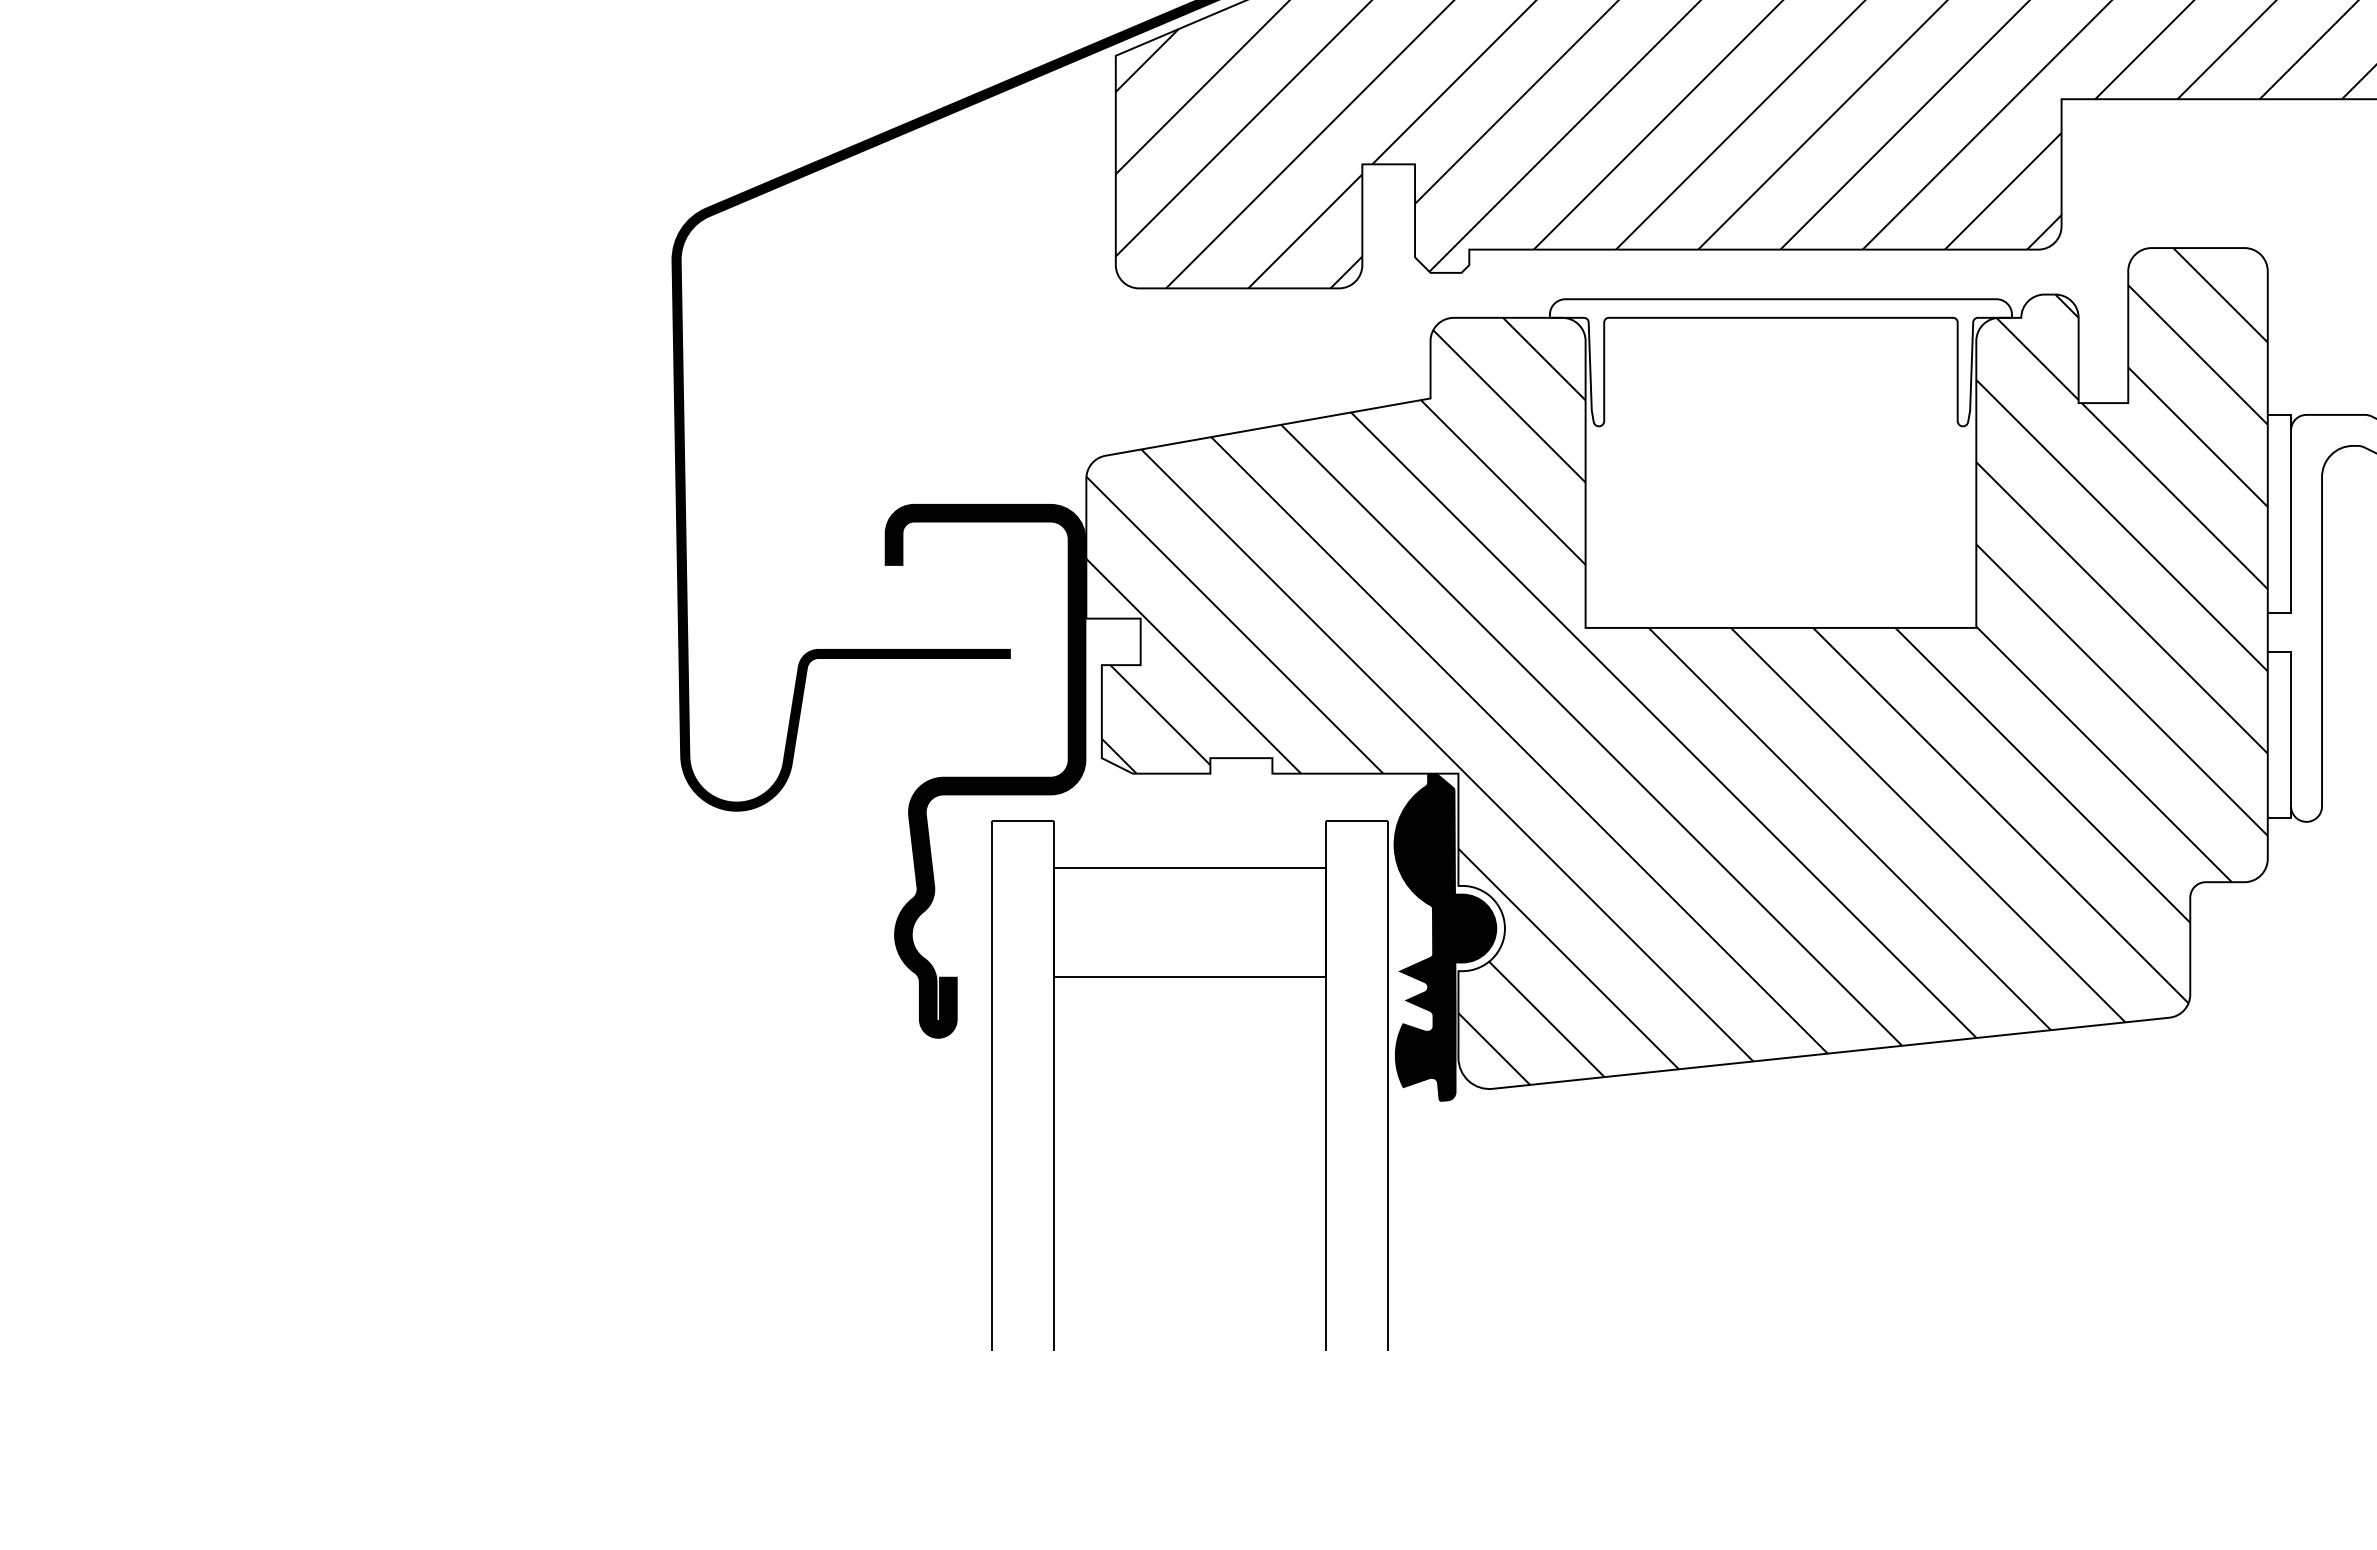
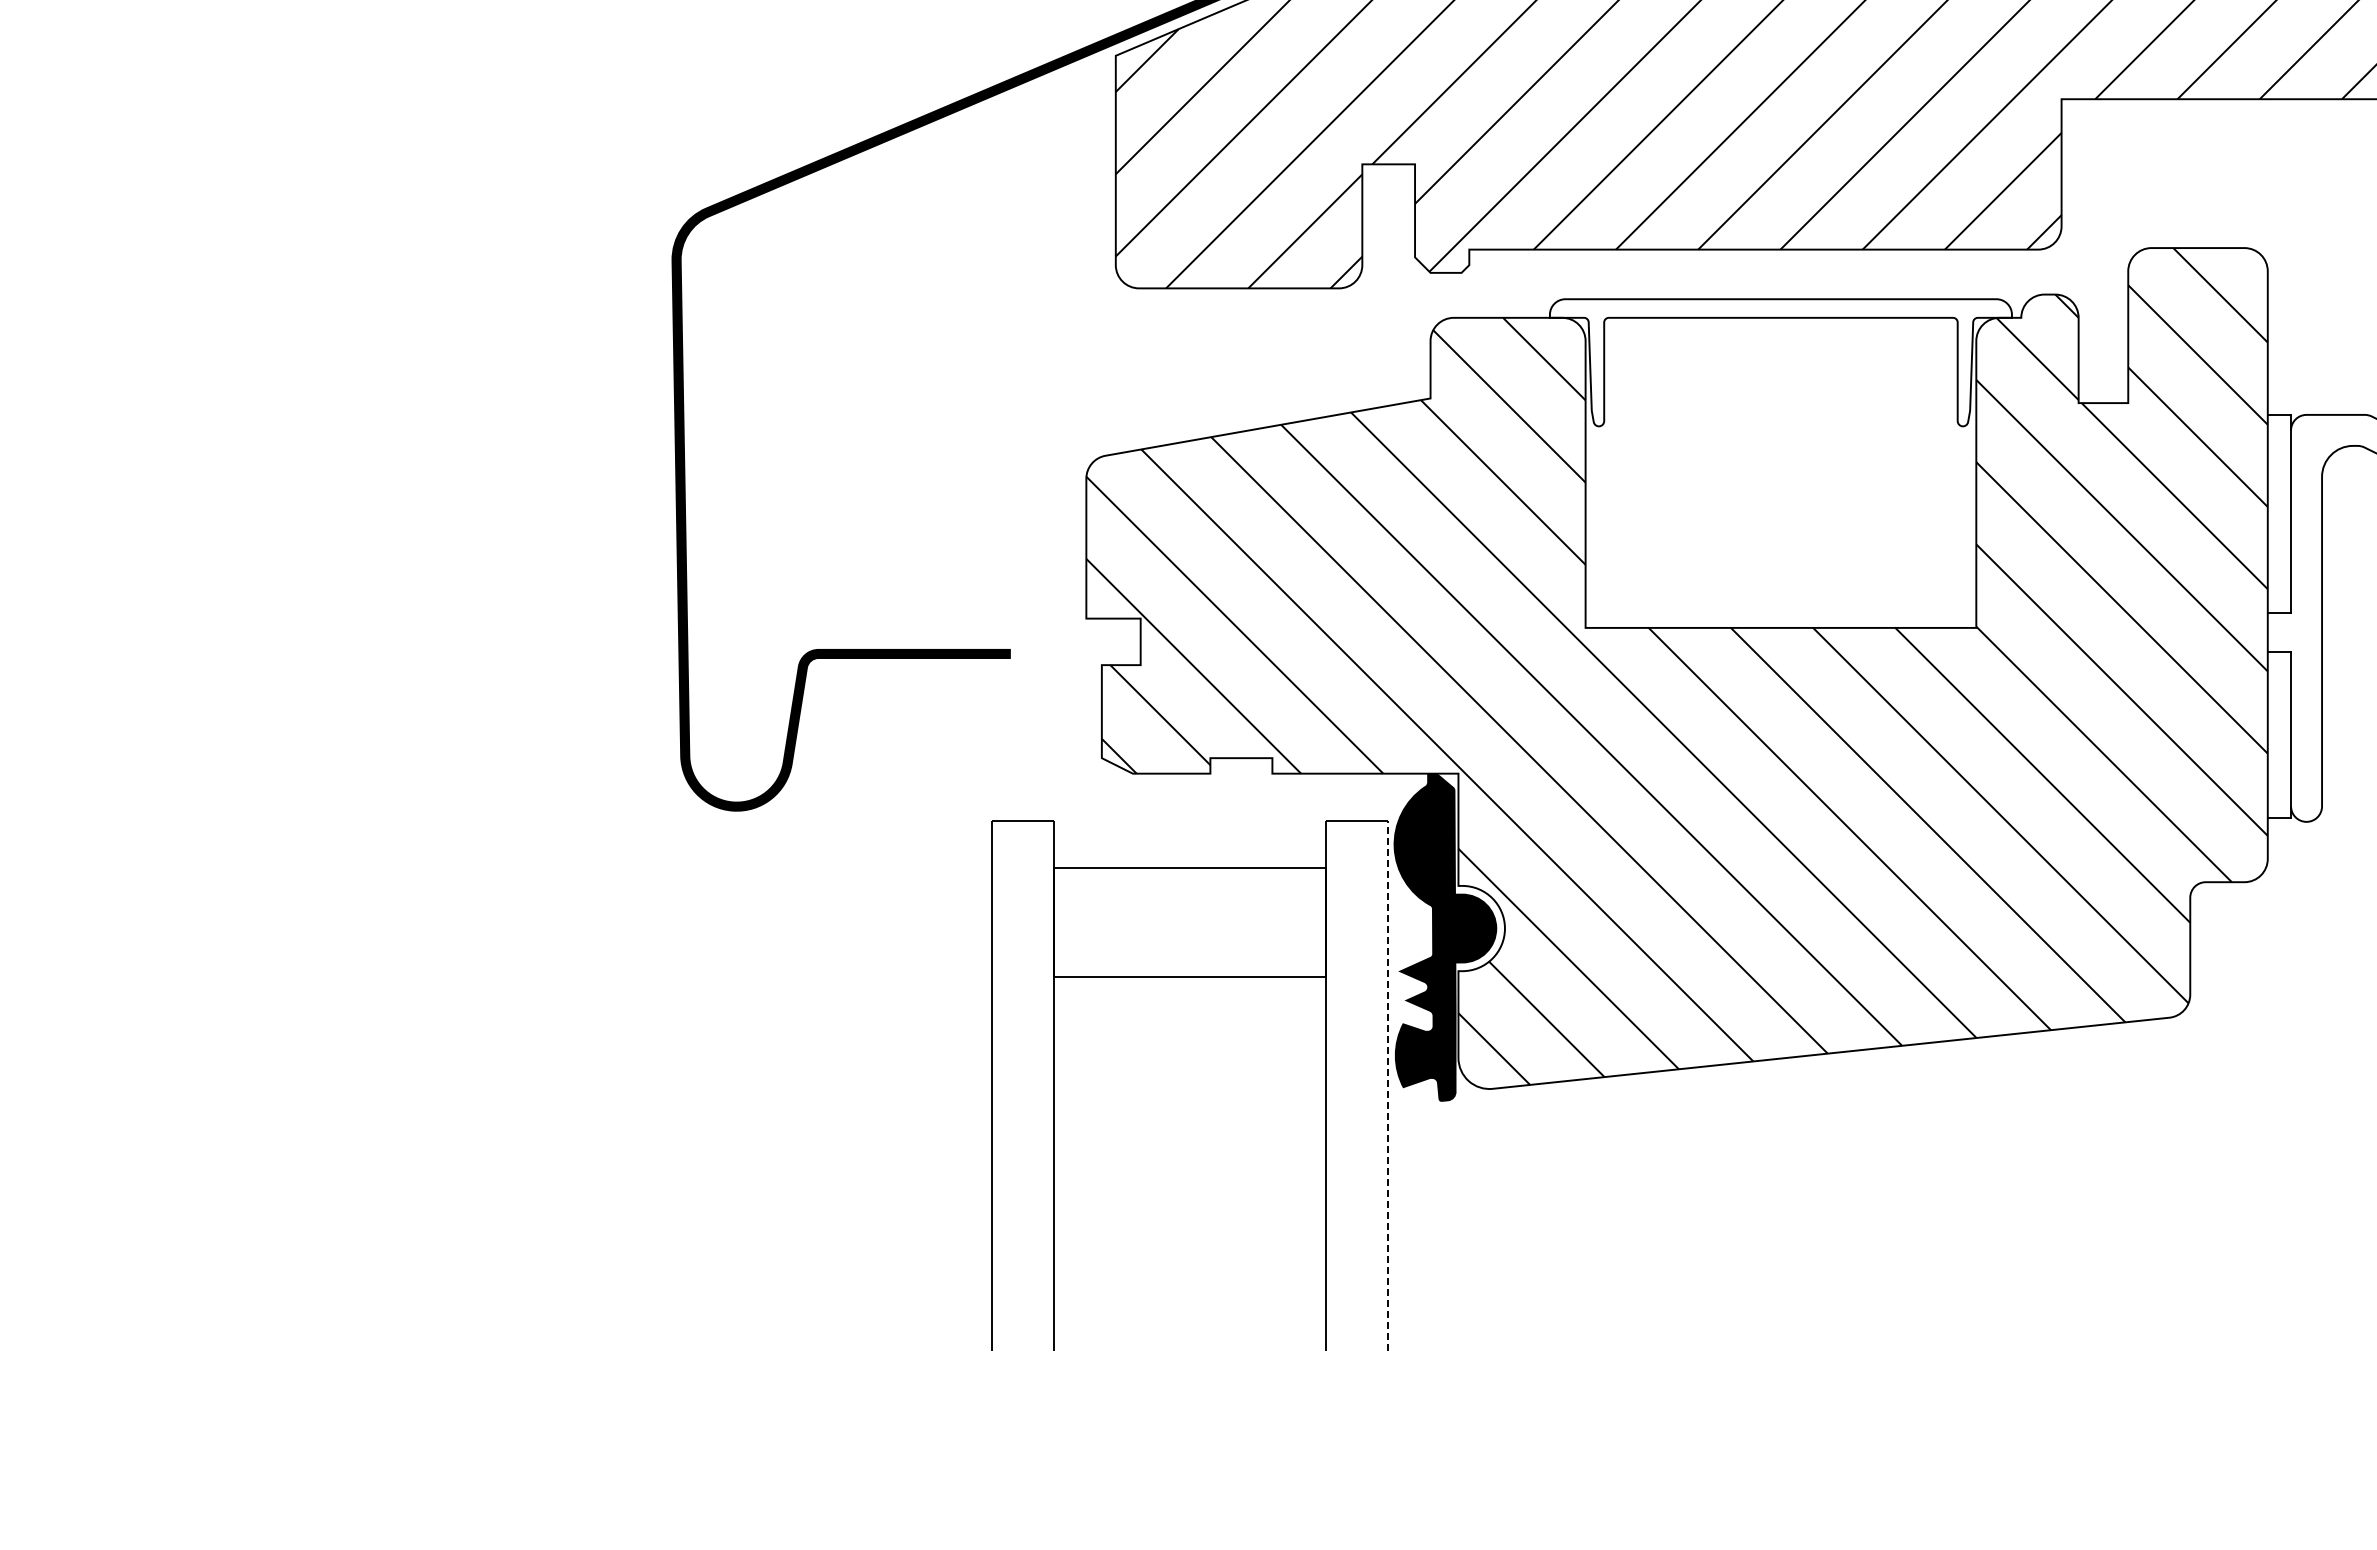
fill: present -> none (985, 770)
line: solid -> dashed (1387, 1085)
